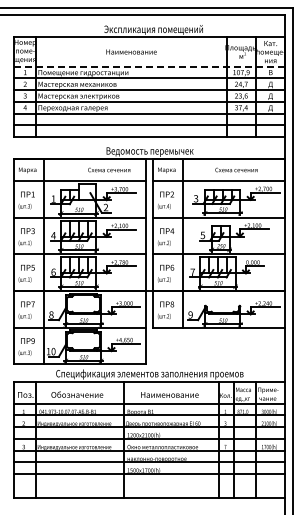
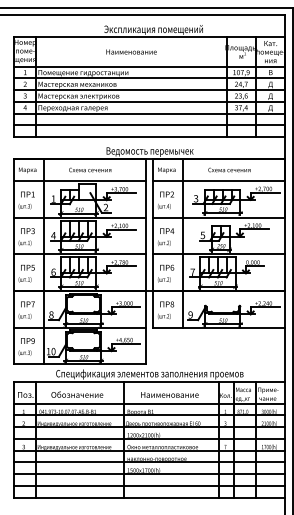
line: dashed -> solid (149, 66)
text position: (109, 169) -> (90, 169) (90, 169)
text position: (236, 169) -> (229, 169) (229, 169)
line: none -> present (149, 485)
